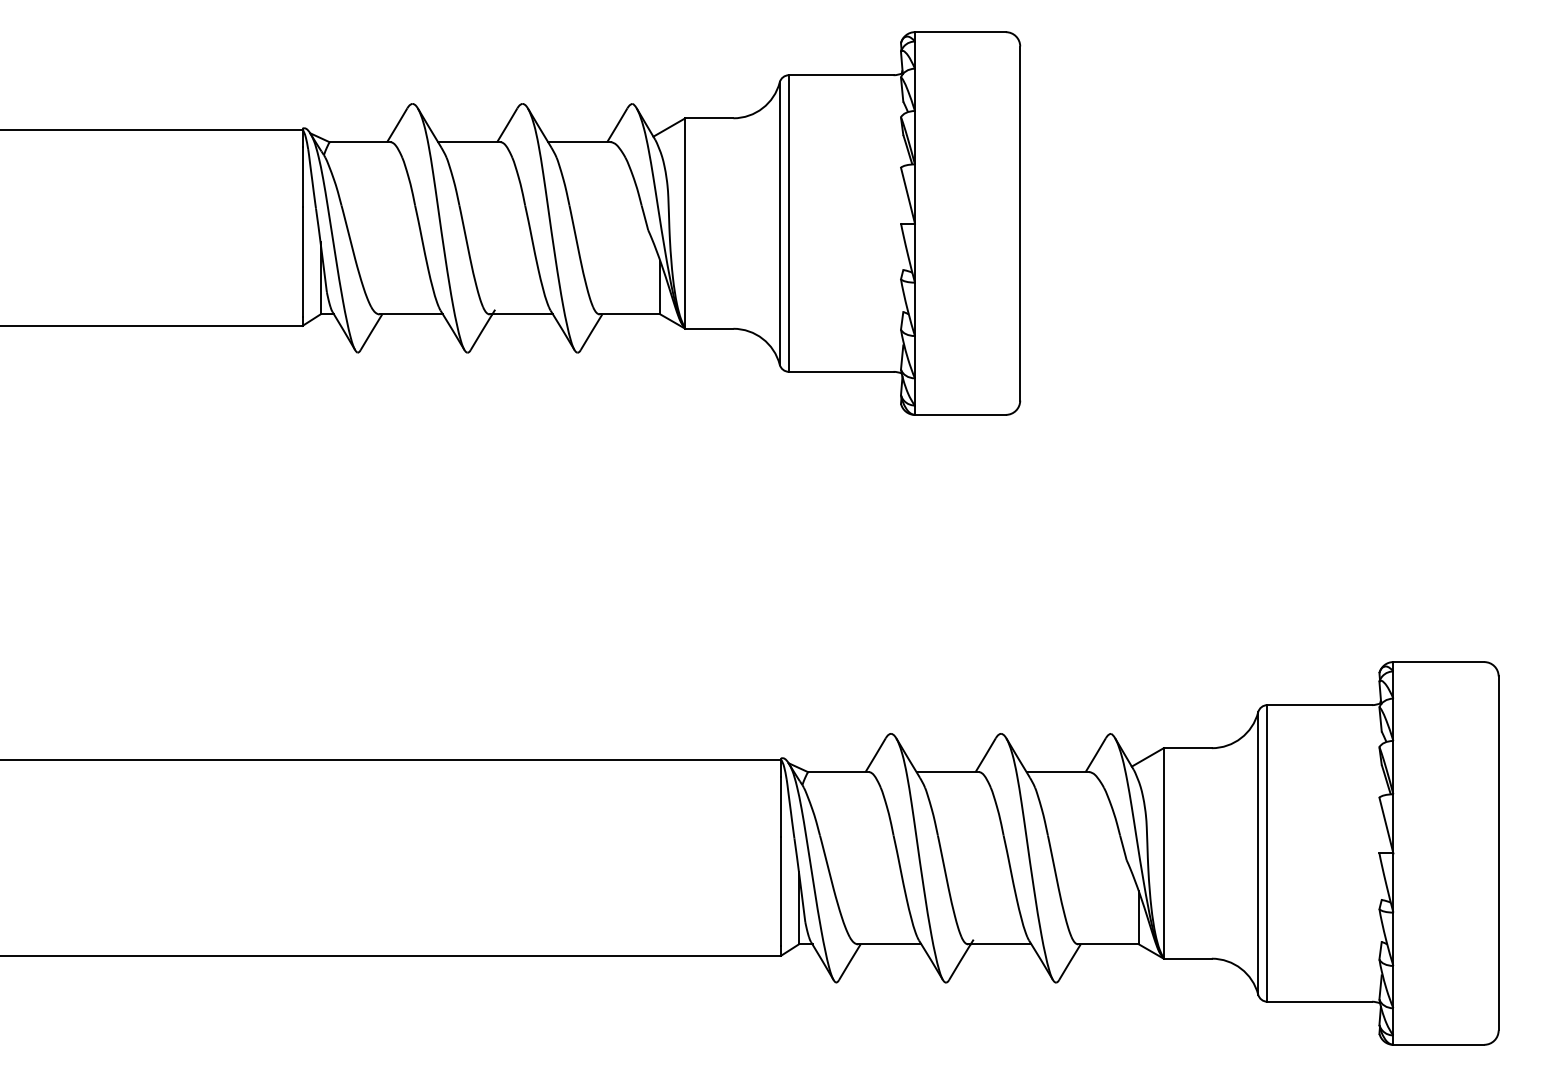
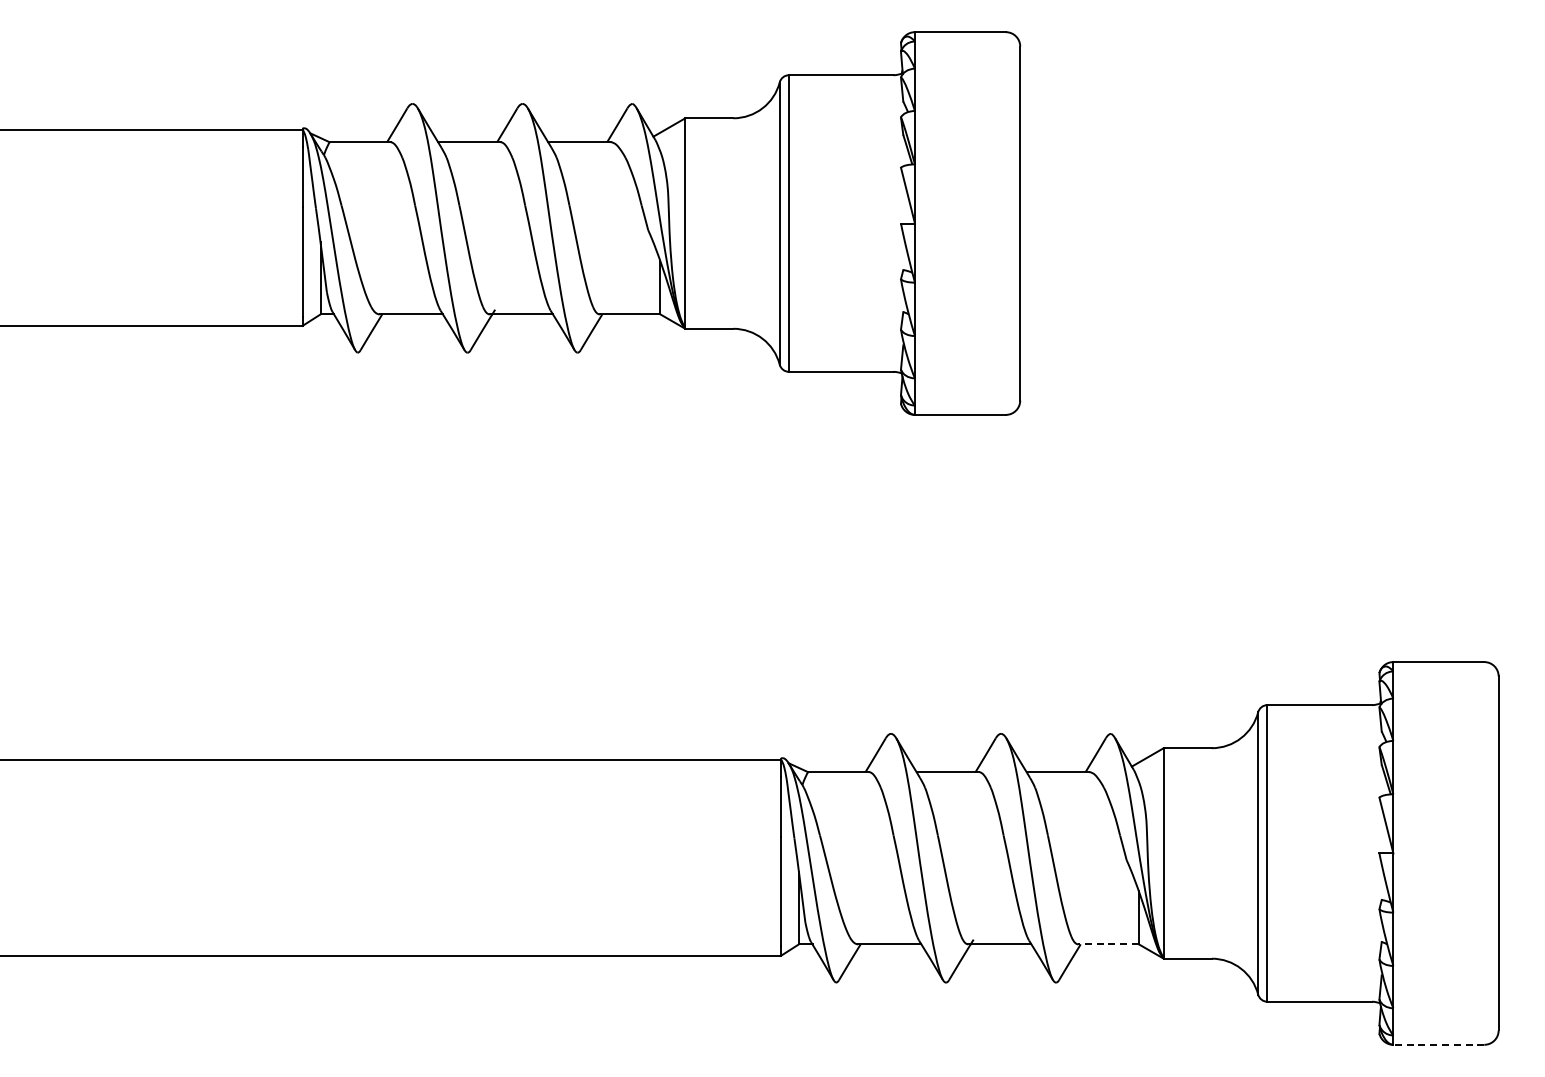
line: solid -> dashed (1108, 944)
line: solid -> dashed (1438, 1044)
